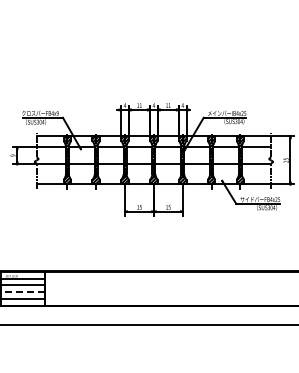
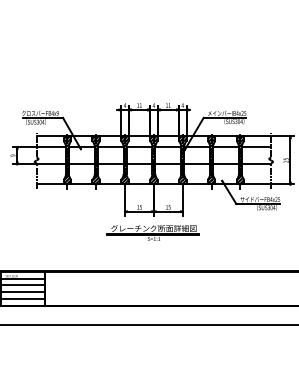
part: none -> present (152, 232)
line: dashed -> solid (21, 292)
